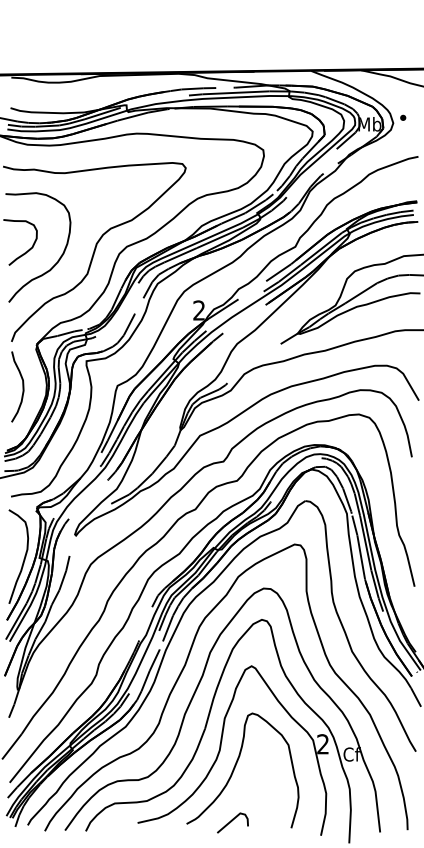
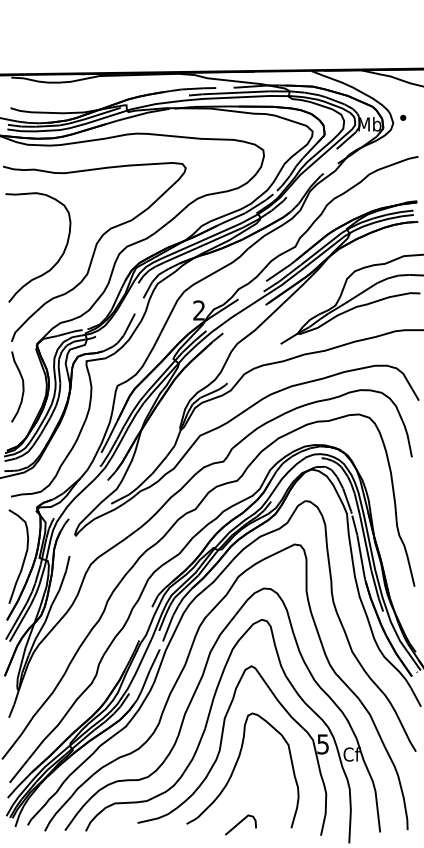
curve: present -> none (28, 249)
text: 2 -> 5 (322, 744)
line position: (232, 821) -> (240, 823) (240, 823)
